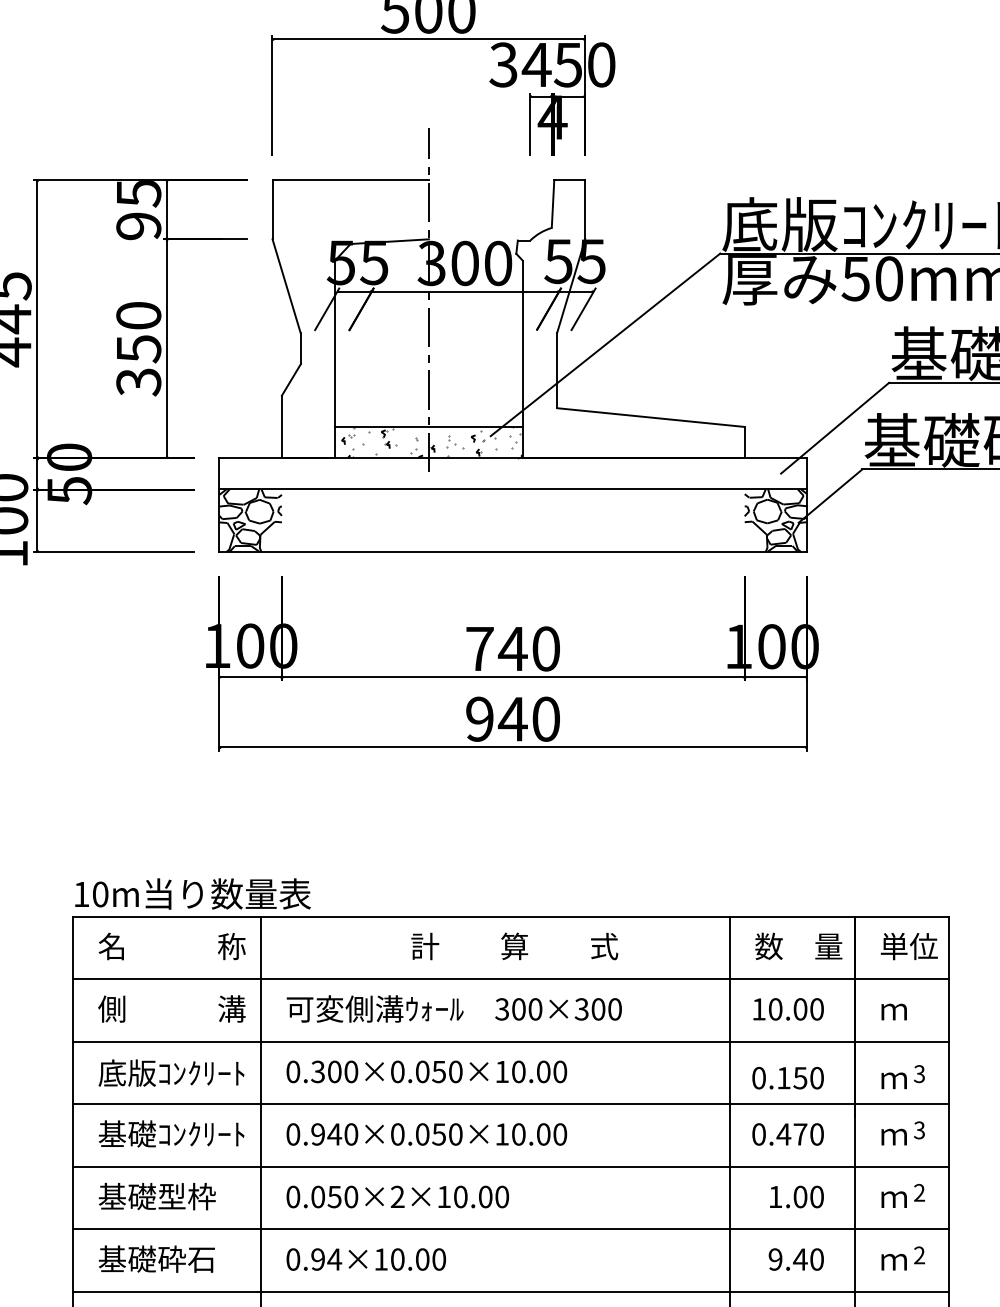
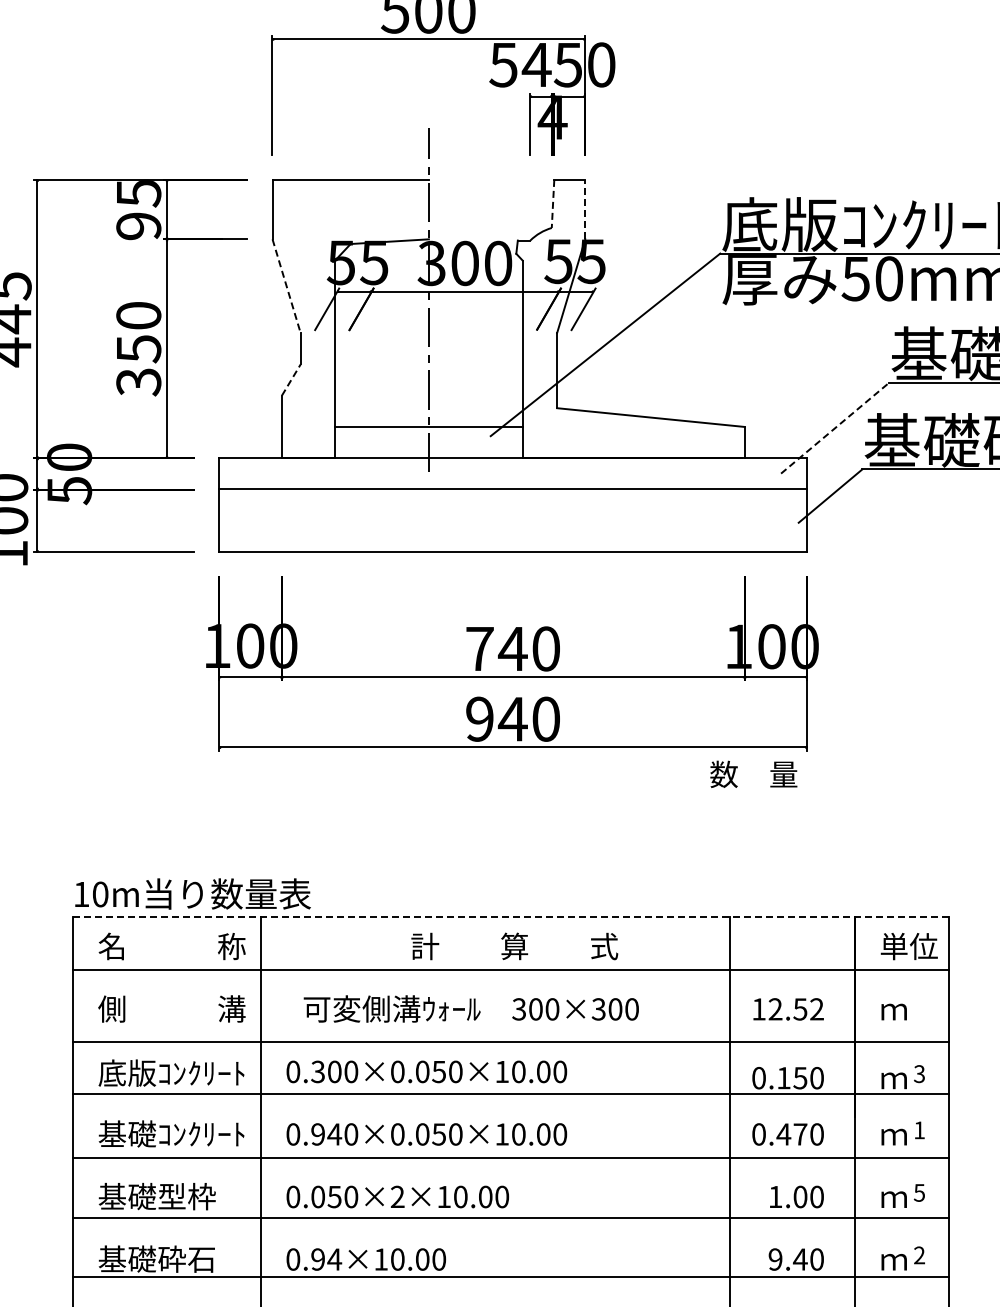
text: 34 -> 54 (503, 64)
line: solid -> dashed (553, 204)
line: solid -> dashed (585, 209)
line: solid -> dashed (286, 286)
line: solid -> dashed (291, 379)
line: solid -> dashed (835, 428)
hatch: present -> none (431, 442)
hatch: present -> none (250, 520)
hatch: present -> none (775, 520)
line: solid -> dashed (510, 916)
text position: (798, 945) -> (753, 773) (753, 773)
line position: (510, 979) -> (510, 970) (510, 970)
text position: (453, 1008) -> (470, 1008) (470, 1008)
text: 10.00 -> 12.52 (795, 1009)
line position: (510, 1104) -> (510, 1094) (510, 1094)
text: 3 -> 1 (919, 1130)
line position: (510, 1166) -> (510, 1157) (510, 1157)
text: 2 -> 5 (918, 1192)
line position: (510, 1229) -> (510, 1218) (510, 1218)
line position: (510, 1291) -> (510, 1276) (510, 1276)
